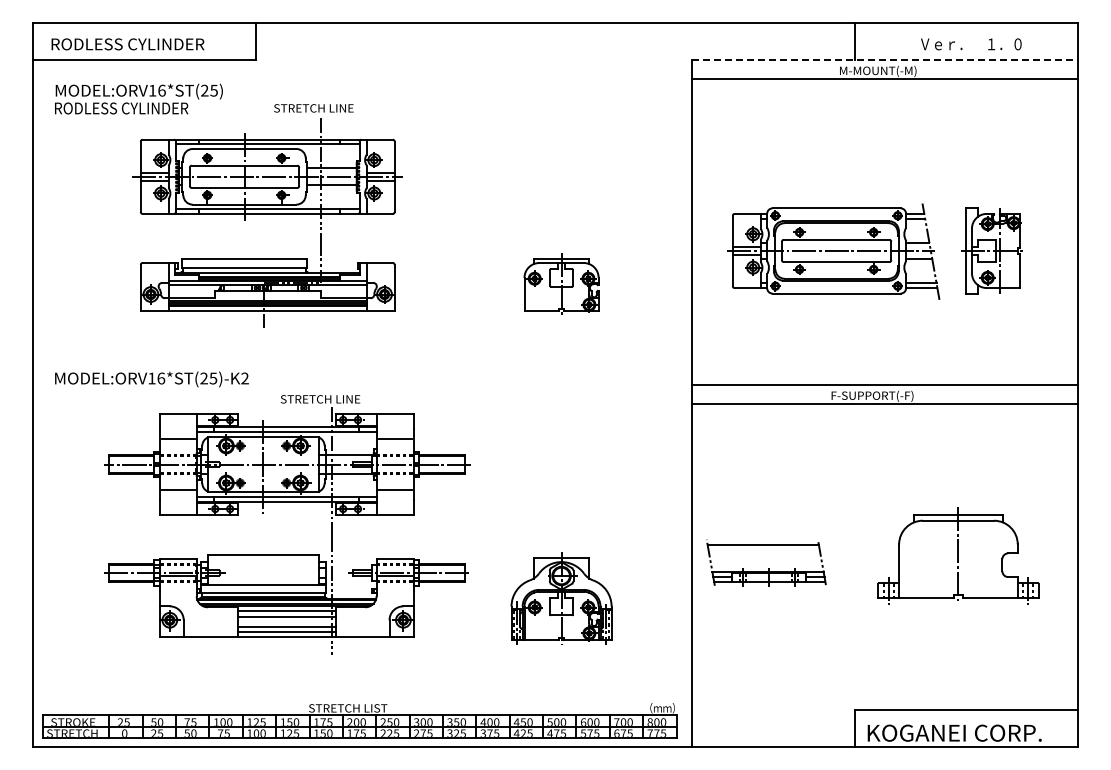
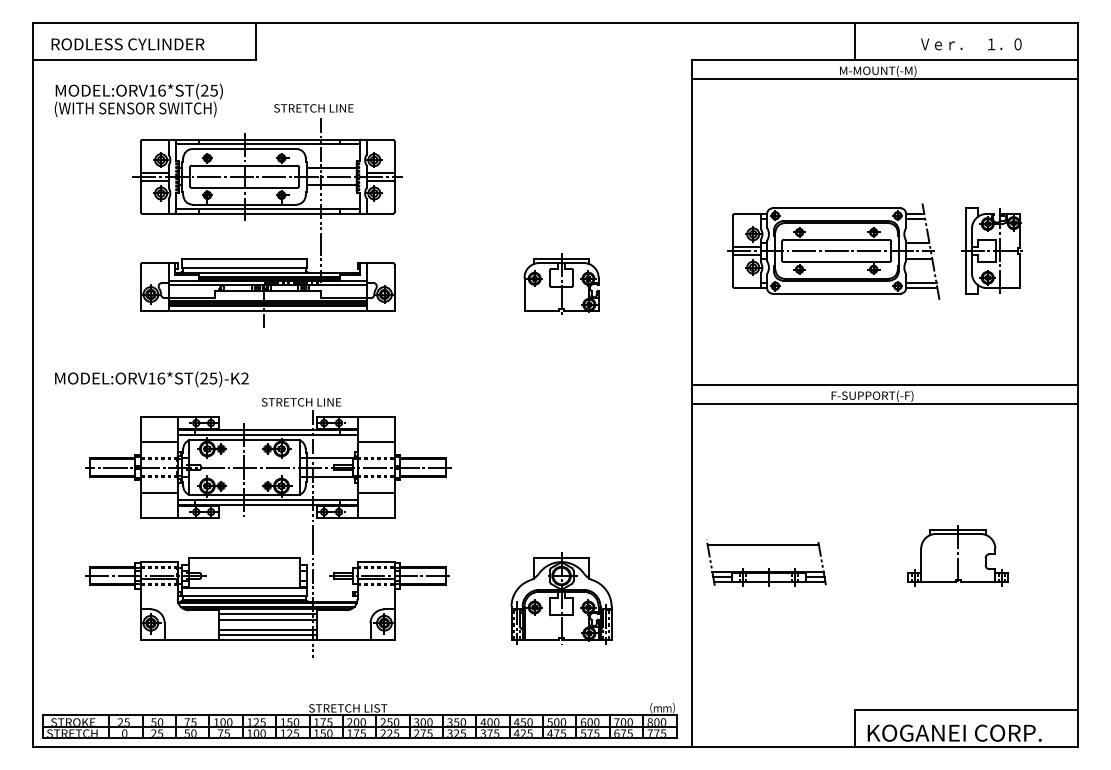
line: dashed -> solid (885, 60)
text: RODLESS CYLINDER -> (WITH SENSOR SWITCH) (135, 109)
part position: (287, 502) -> (268, 505) (268, 505)
part size: 163x98 px -> 102x62 px (957, 555)
